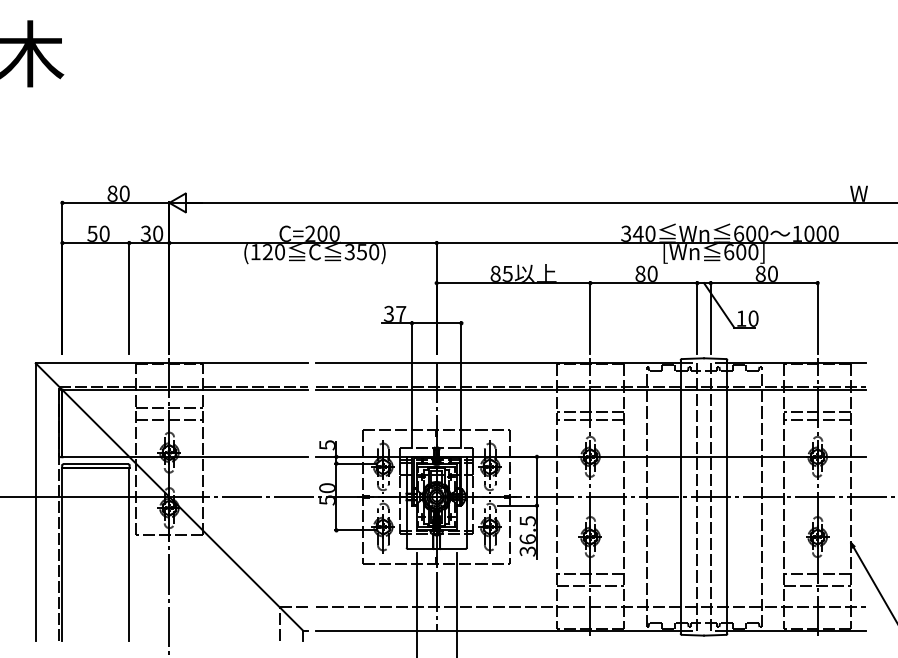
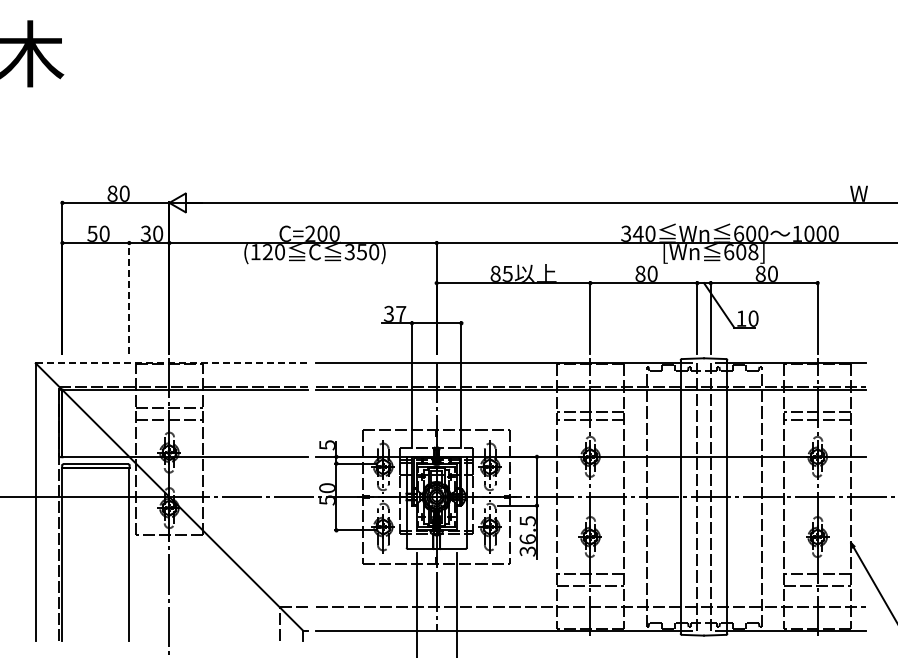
text: 600] -> 608] (753, 251)
line: solid -> dashed (129, 297)
line: solid -> dashed (172, 363)
